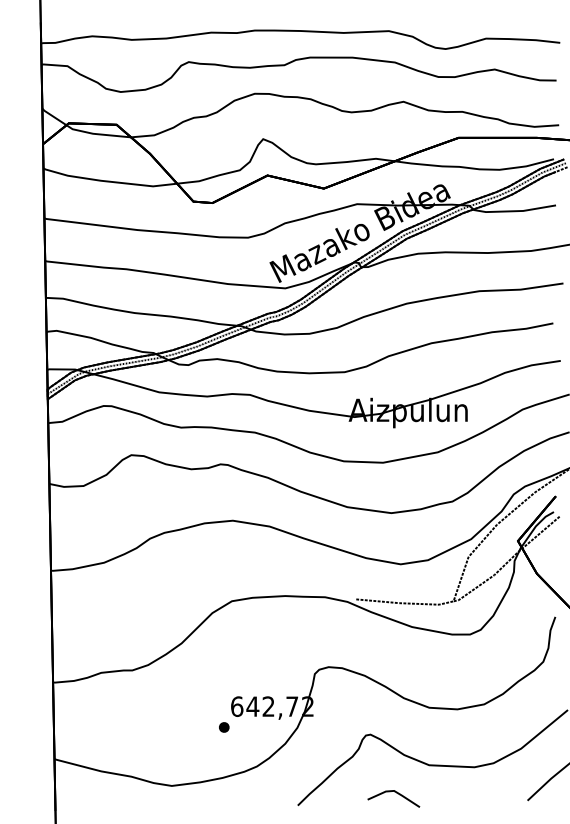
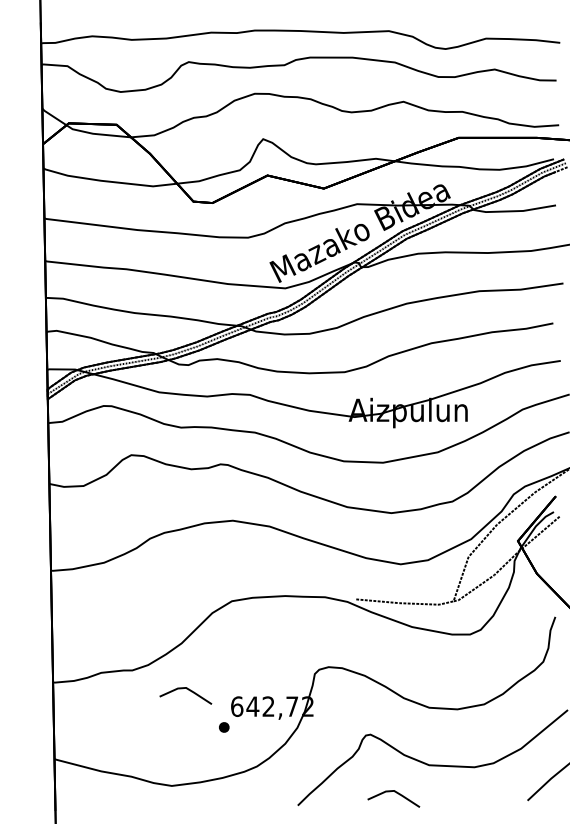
line: none -> present (188, 690)
